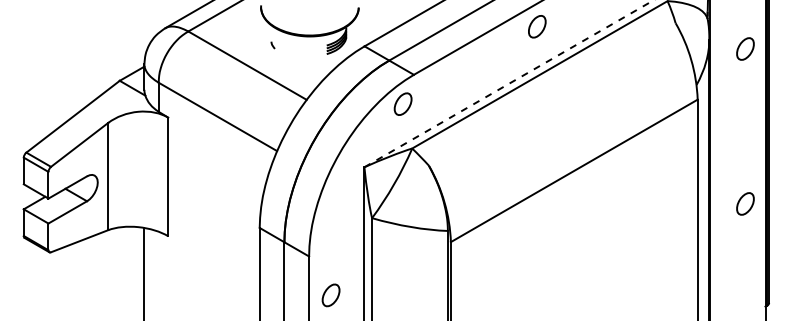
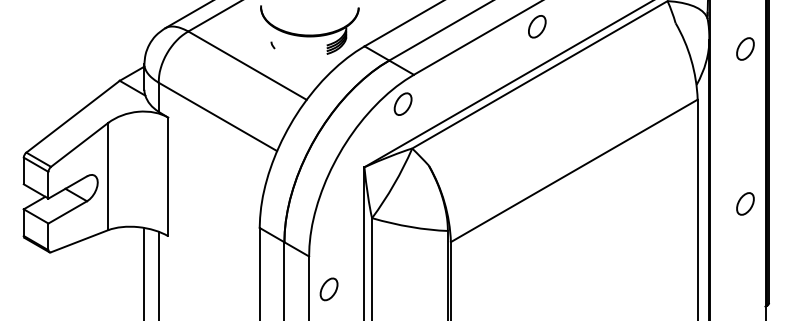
line: dashed -> solid (509, 83)
line: none -> present (158, 274)
part position: (330, 295) -> (328, 289) (328, 289)
